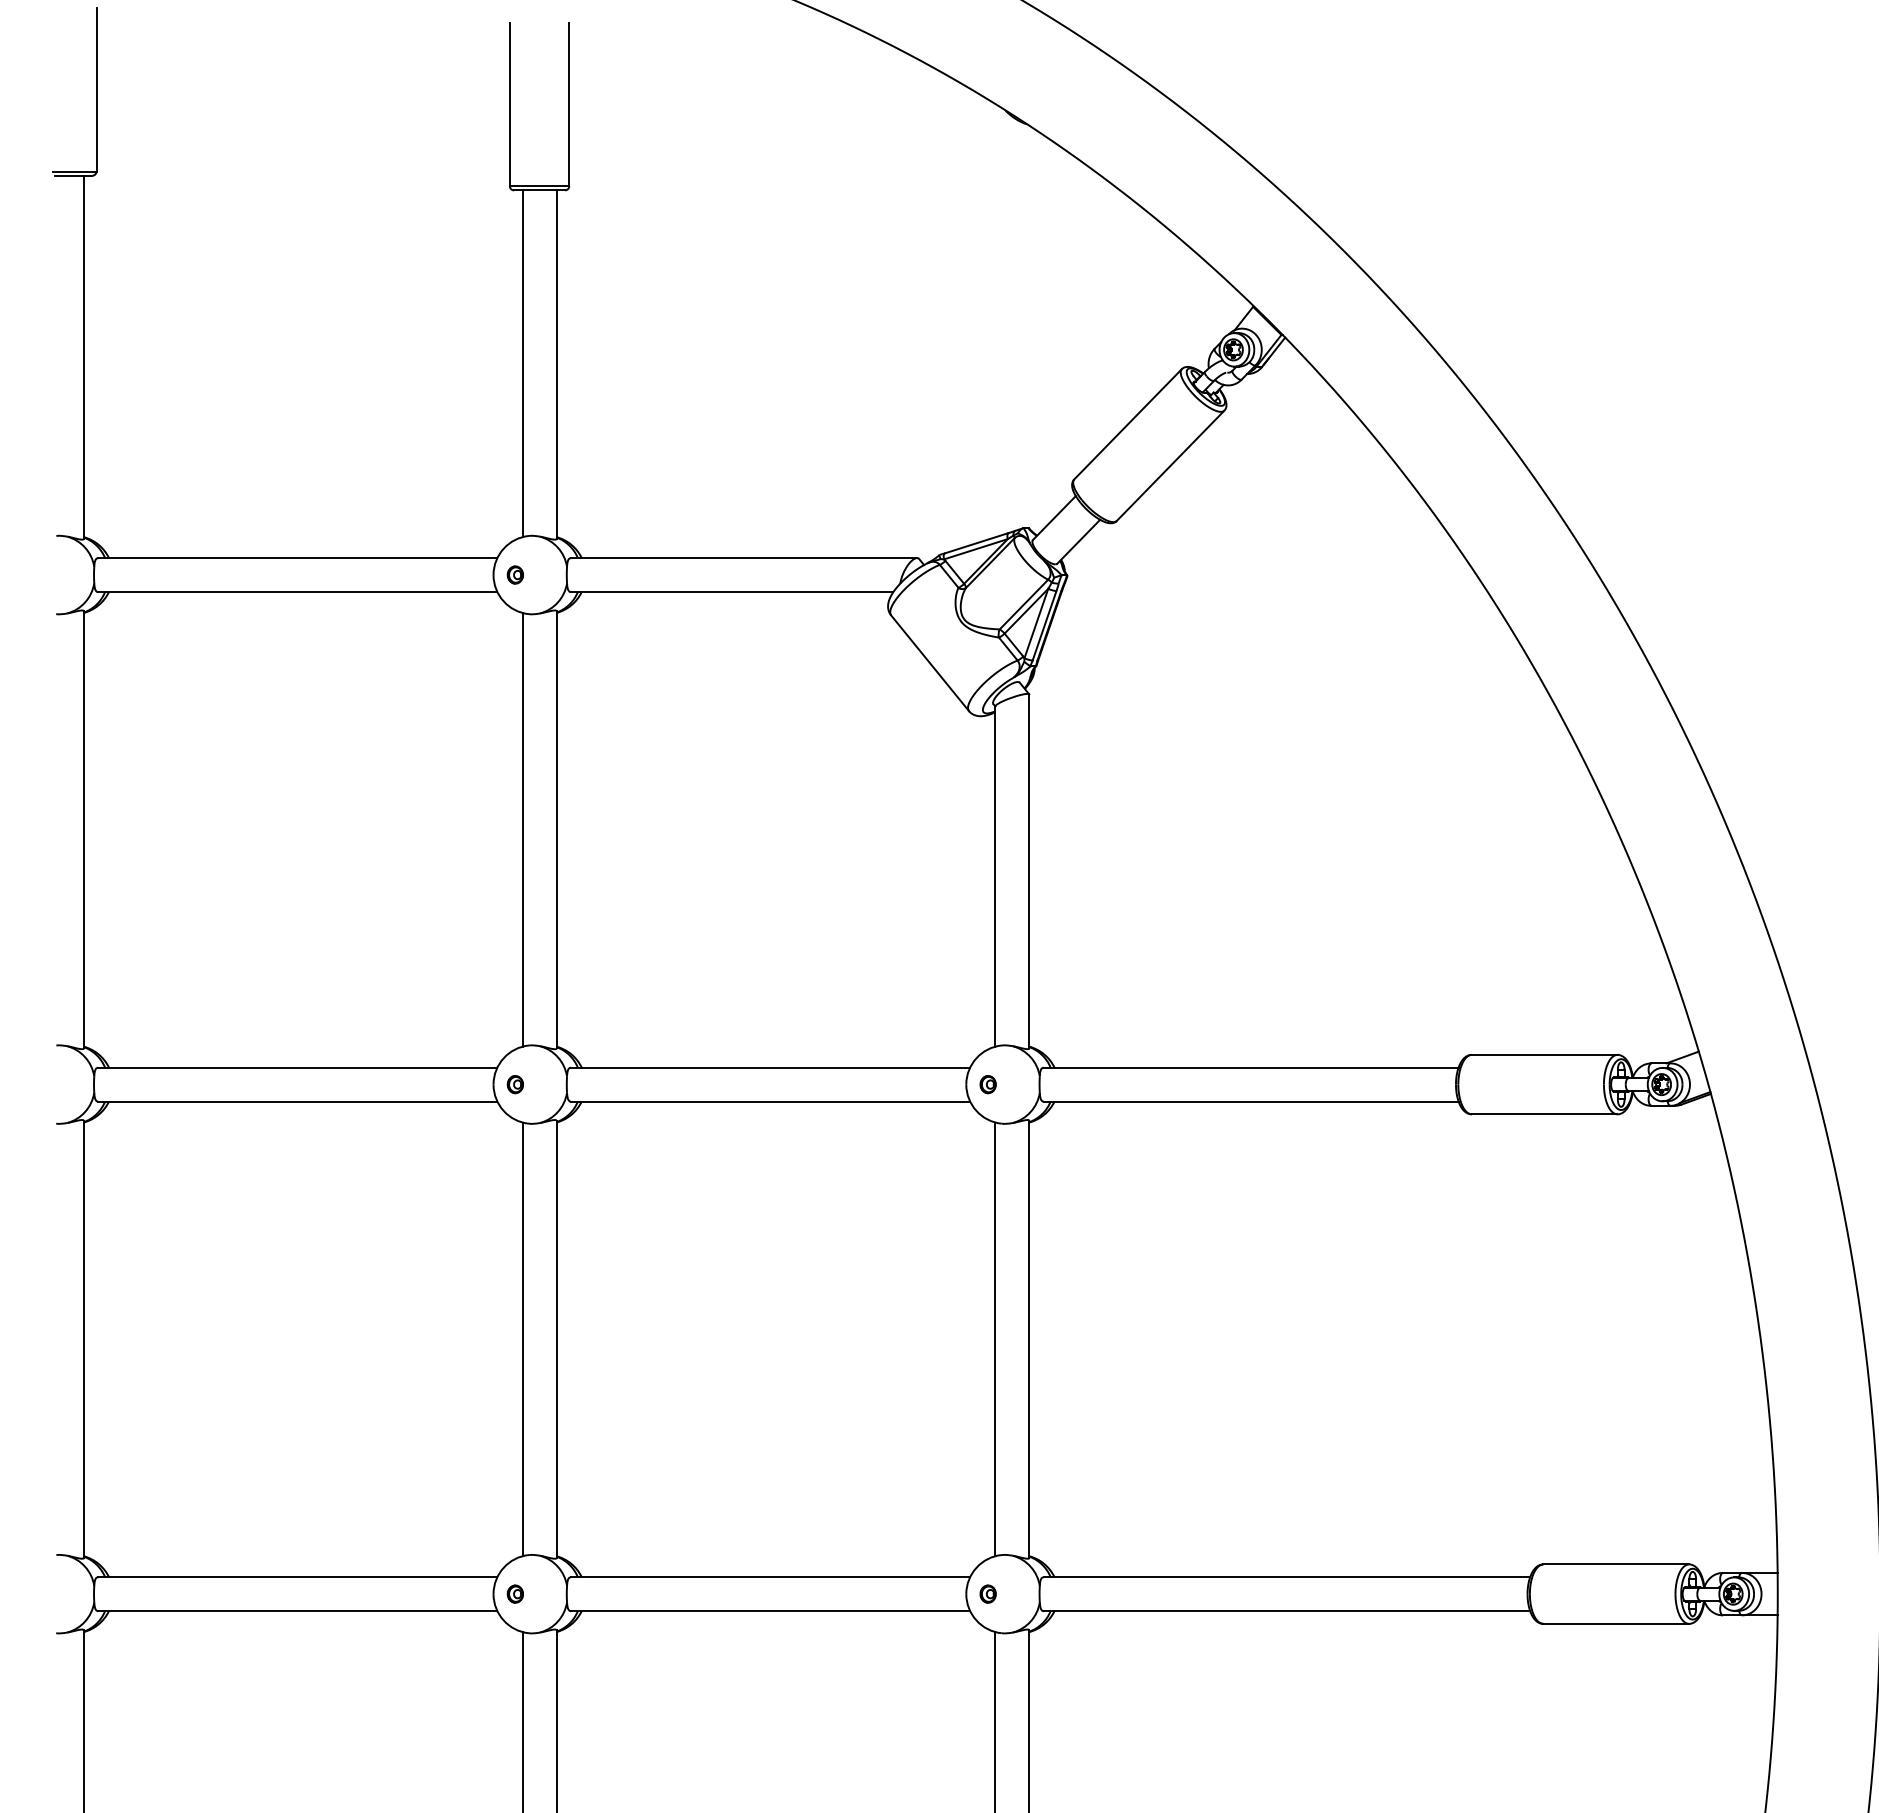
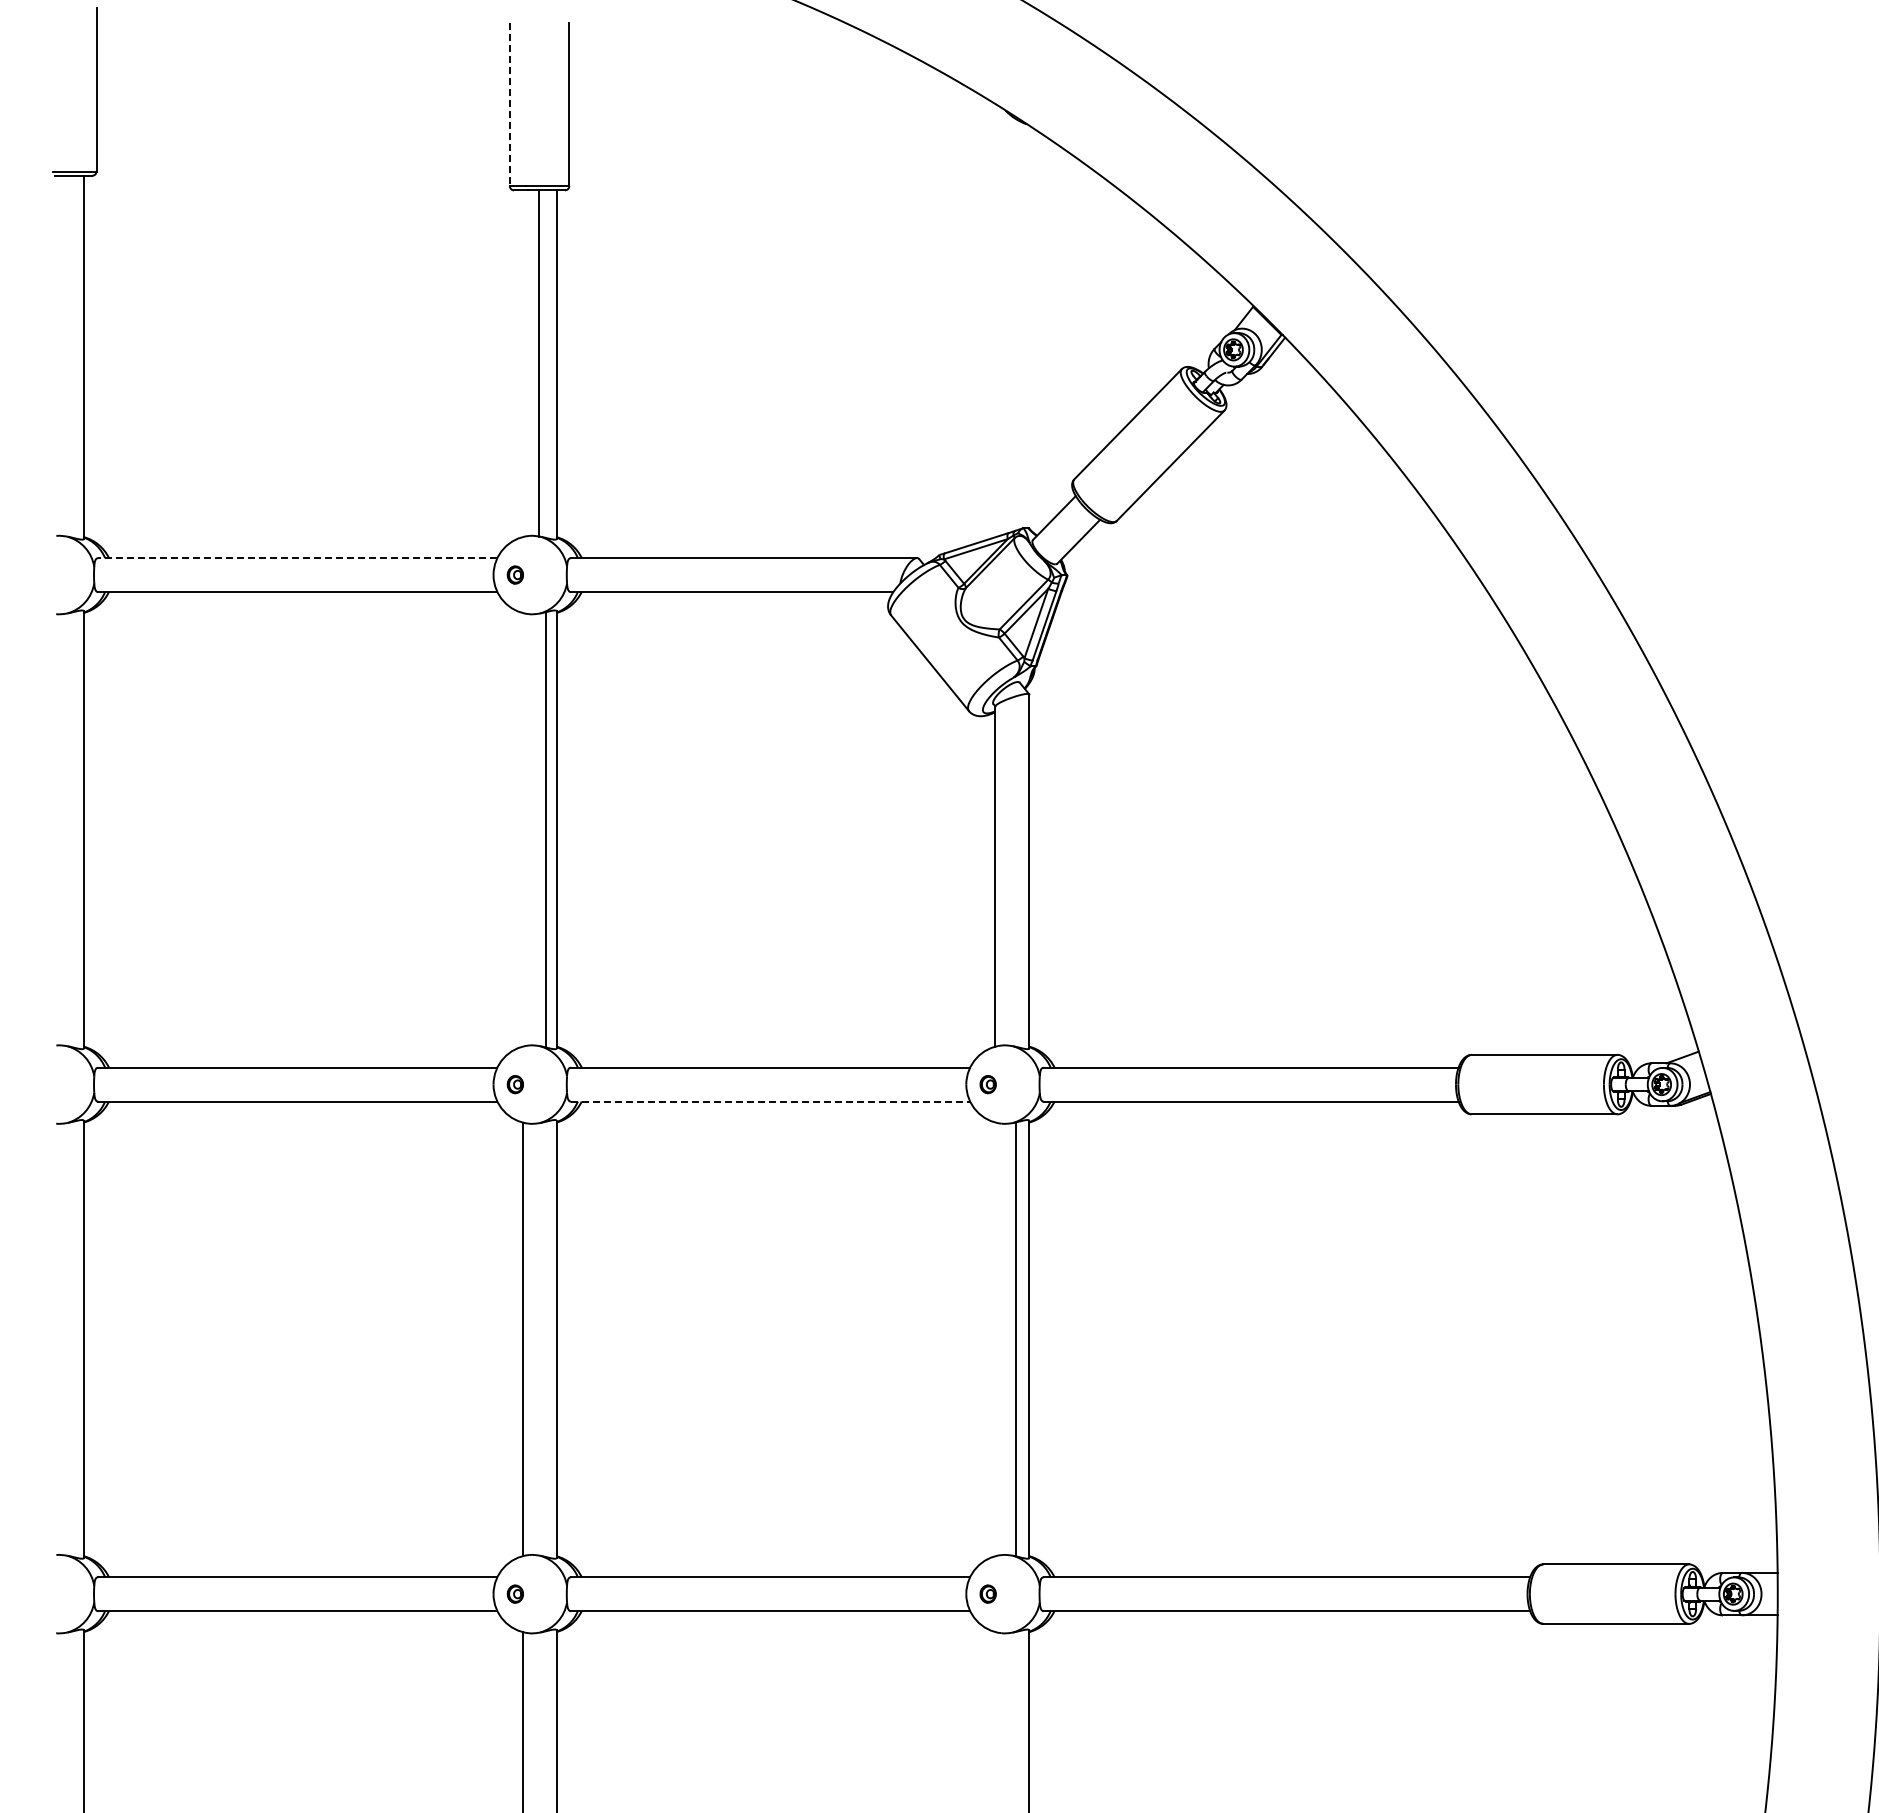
line: solid -> dashed (509, 104)
line position: (522, 363) -> (538, 363) (538, 363)
line: solid -> dashed (297, 558)
line position: (522, 829) -> (545, 829) (545, 829)
line: solid -> dashed (770, 1101)
line position: (995, 1339) -> (1016, 1339) (1016, 1339)
line: present -> none (995, 1720)
